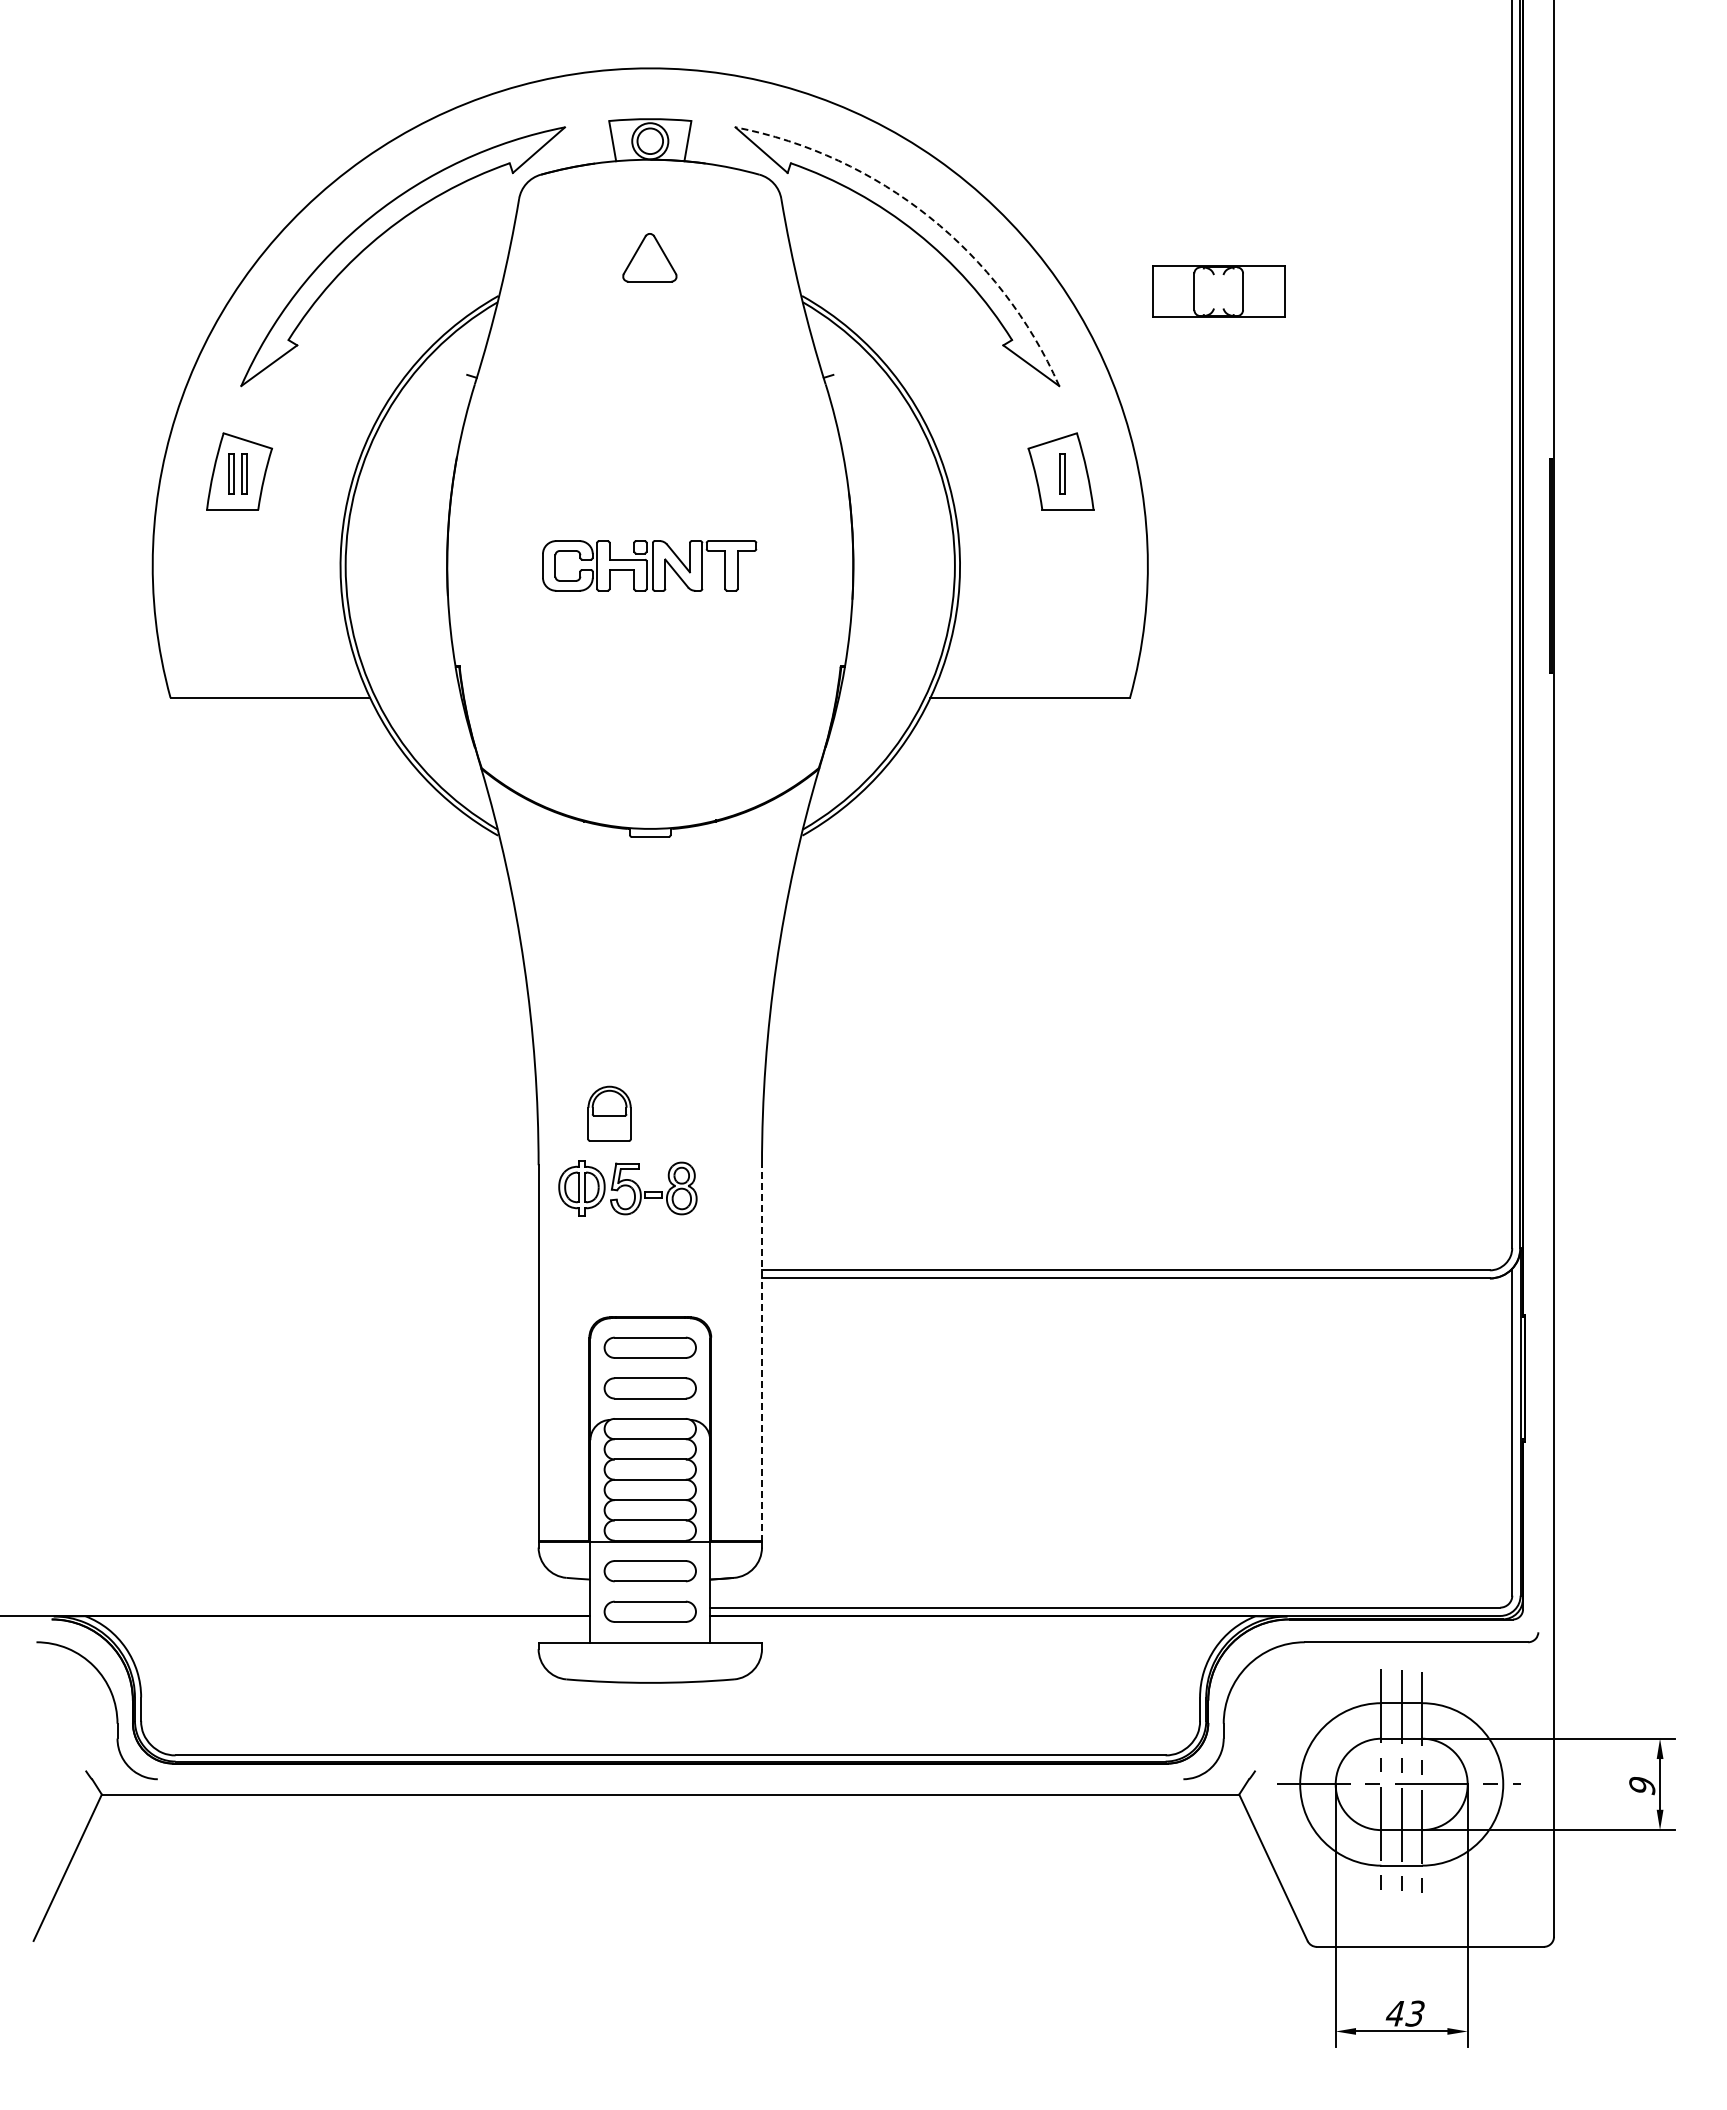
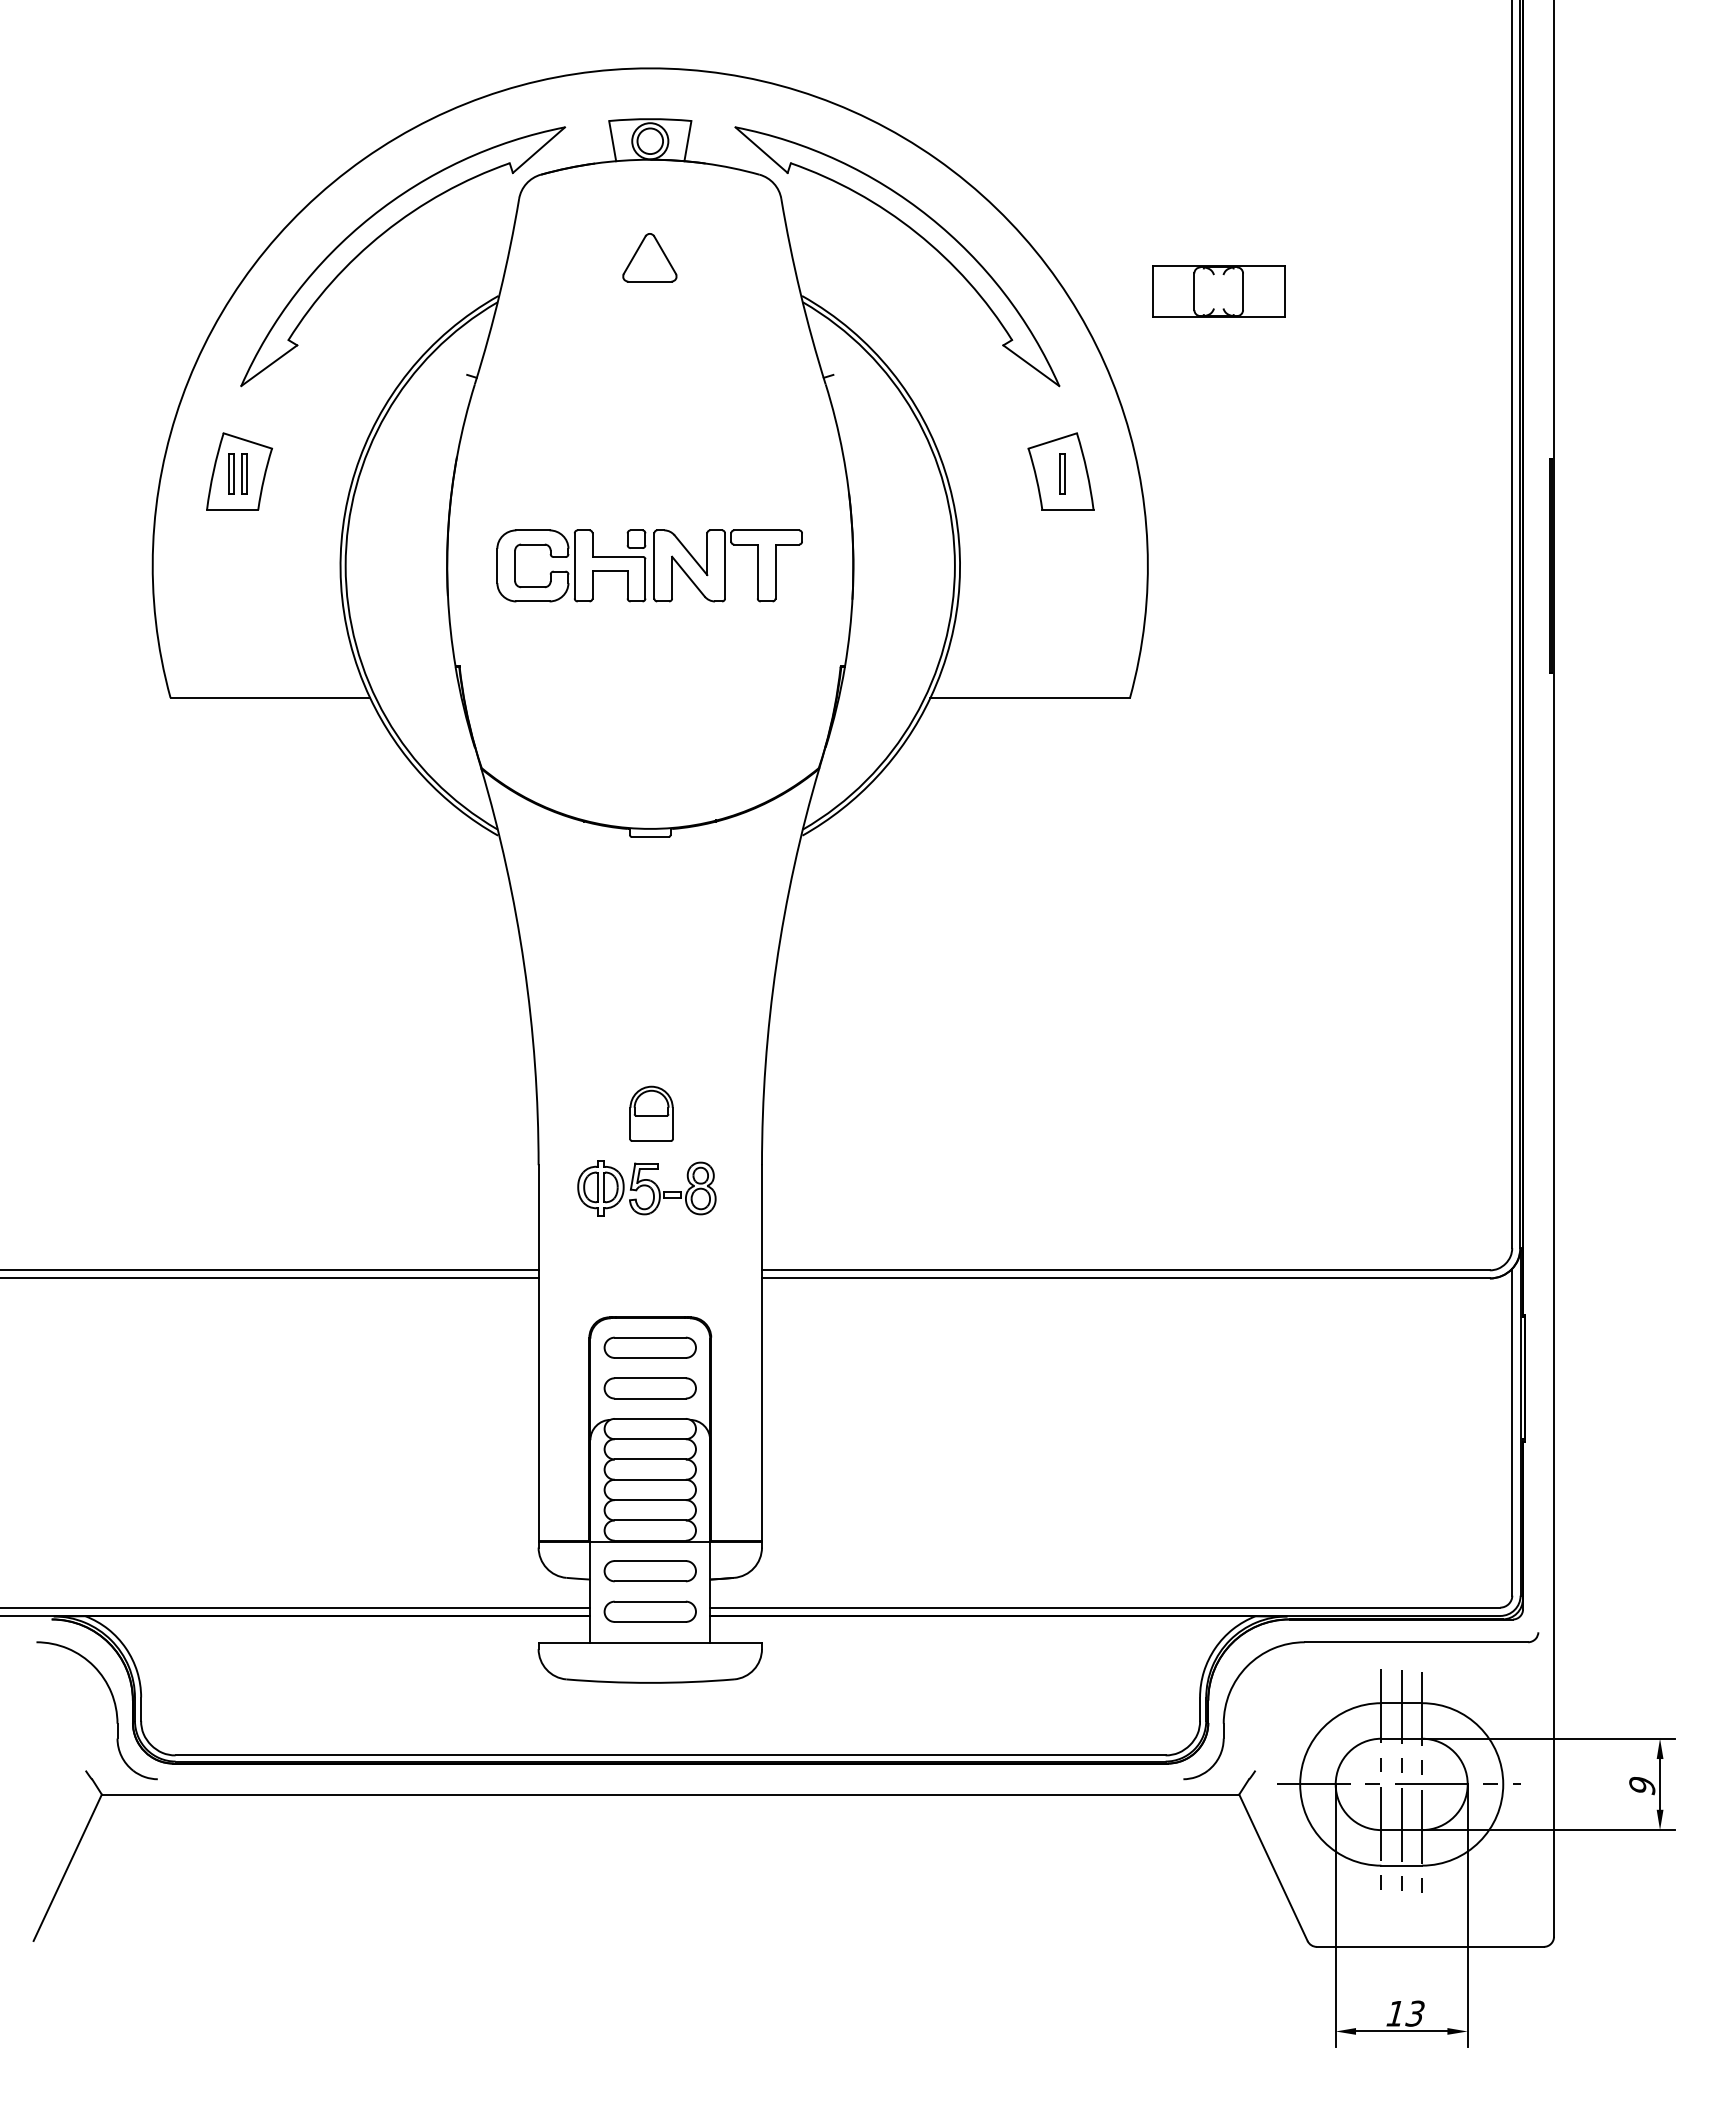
arc: dashed -> solid (929, 216)
part size: 216x52 px -> 307x74 px (649, 565)
part position: (609, 1113) -> (651, 1113) (651, 1113)
part position: (627, 1188) -> (646, 1188) (646, 1188)
line: none -> present (270, 1270)
line: none -> present (270, 1278)
line: dashed -> solid (762, 1352)
line: none -> present (296, 1607)
text: 43 -> 13 (1394, 2013)
